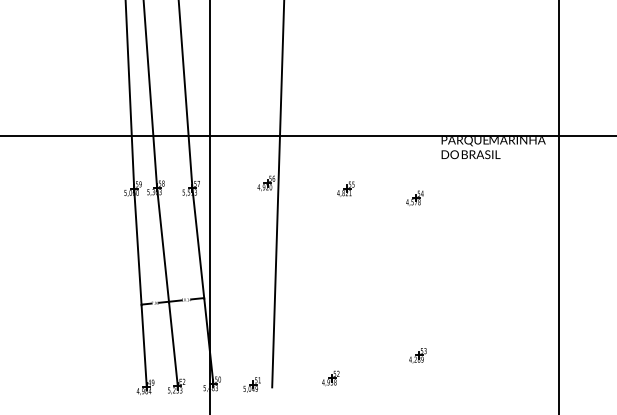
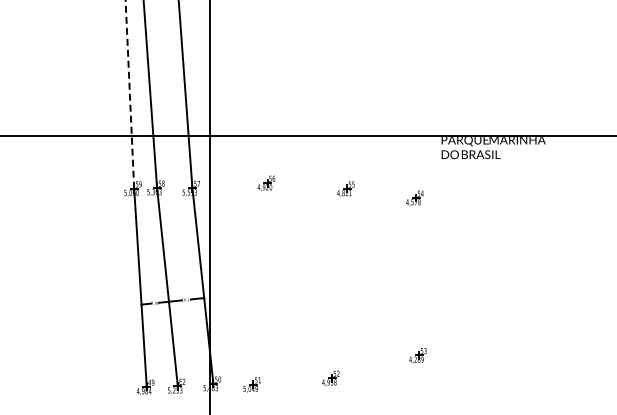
line: solid -> dashed (129, 94)
line: present -> none (278, 194)
line: present -> none (558, 206)
